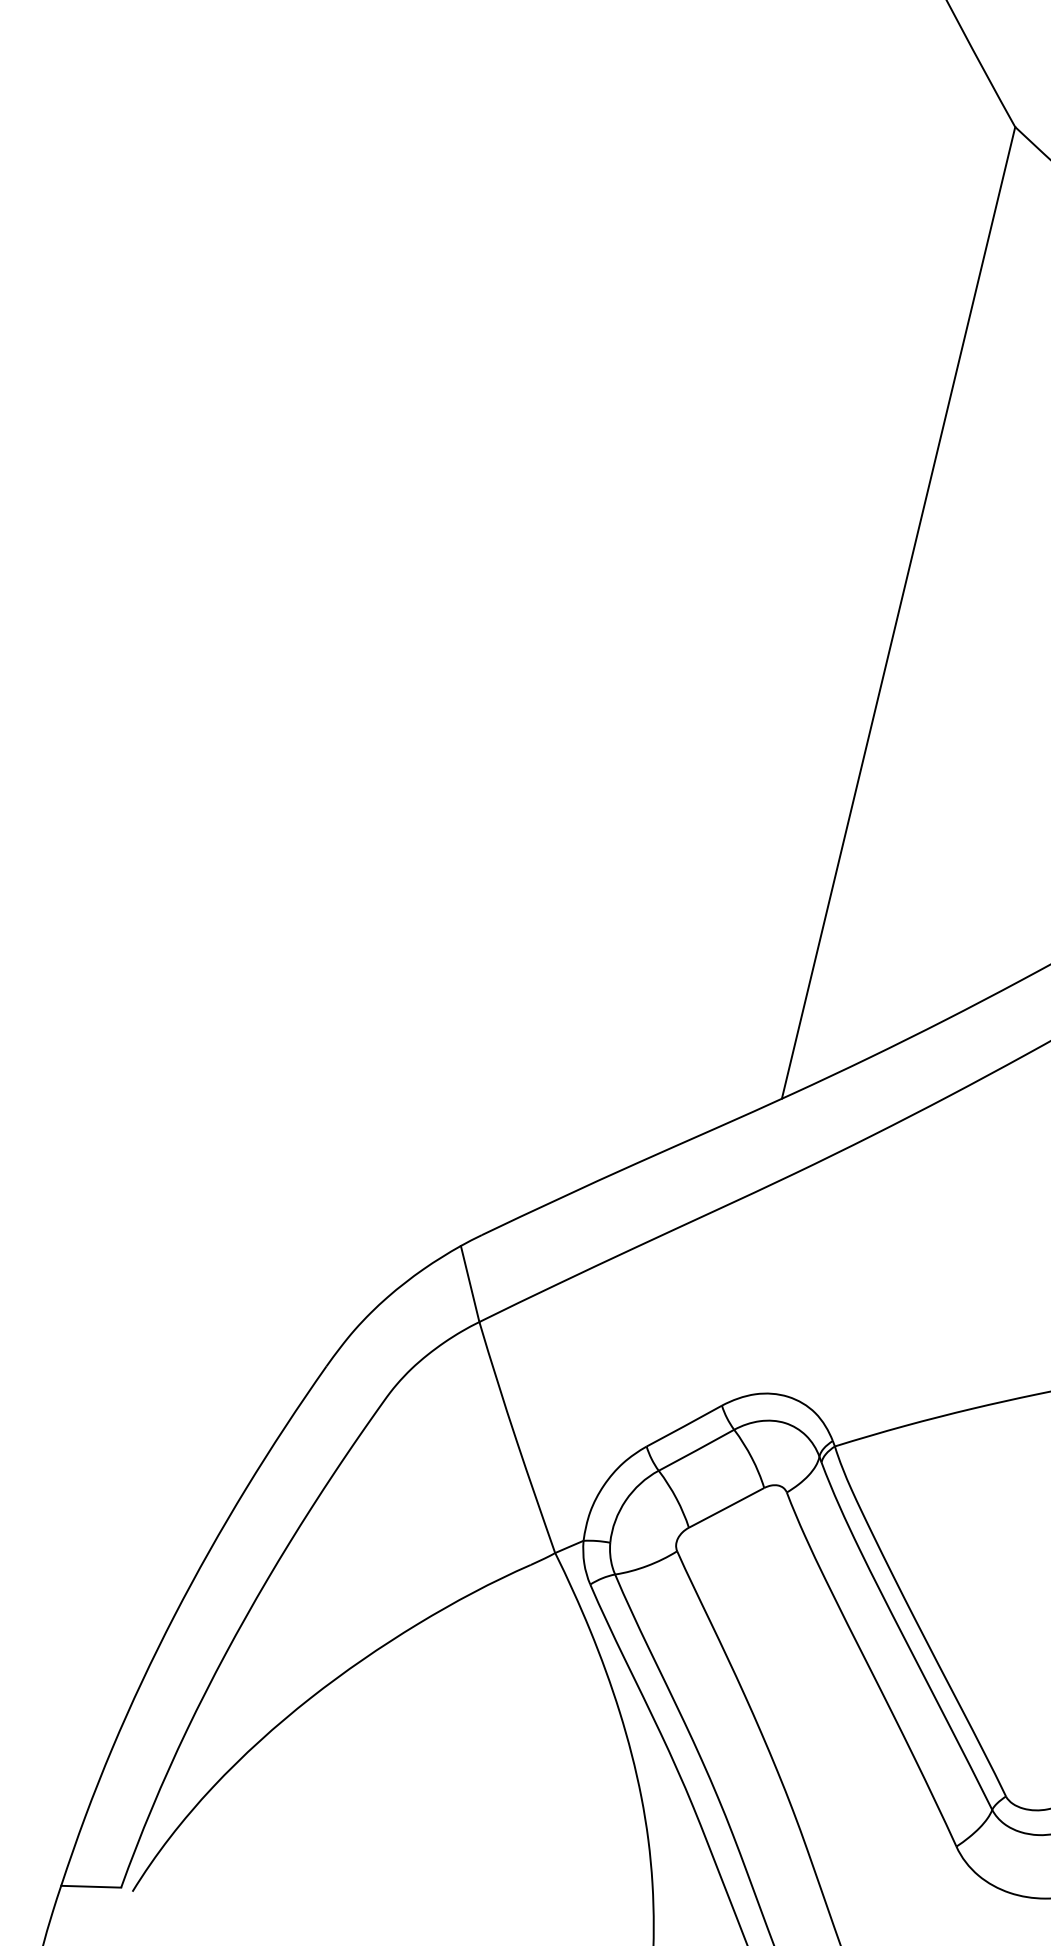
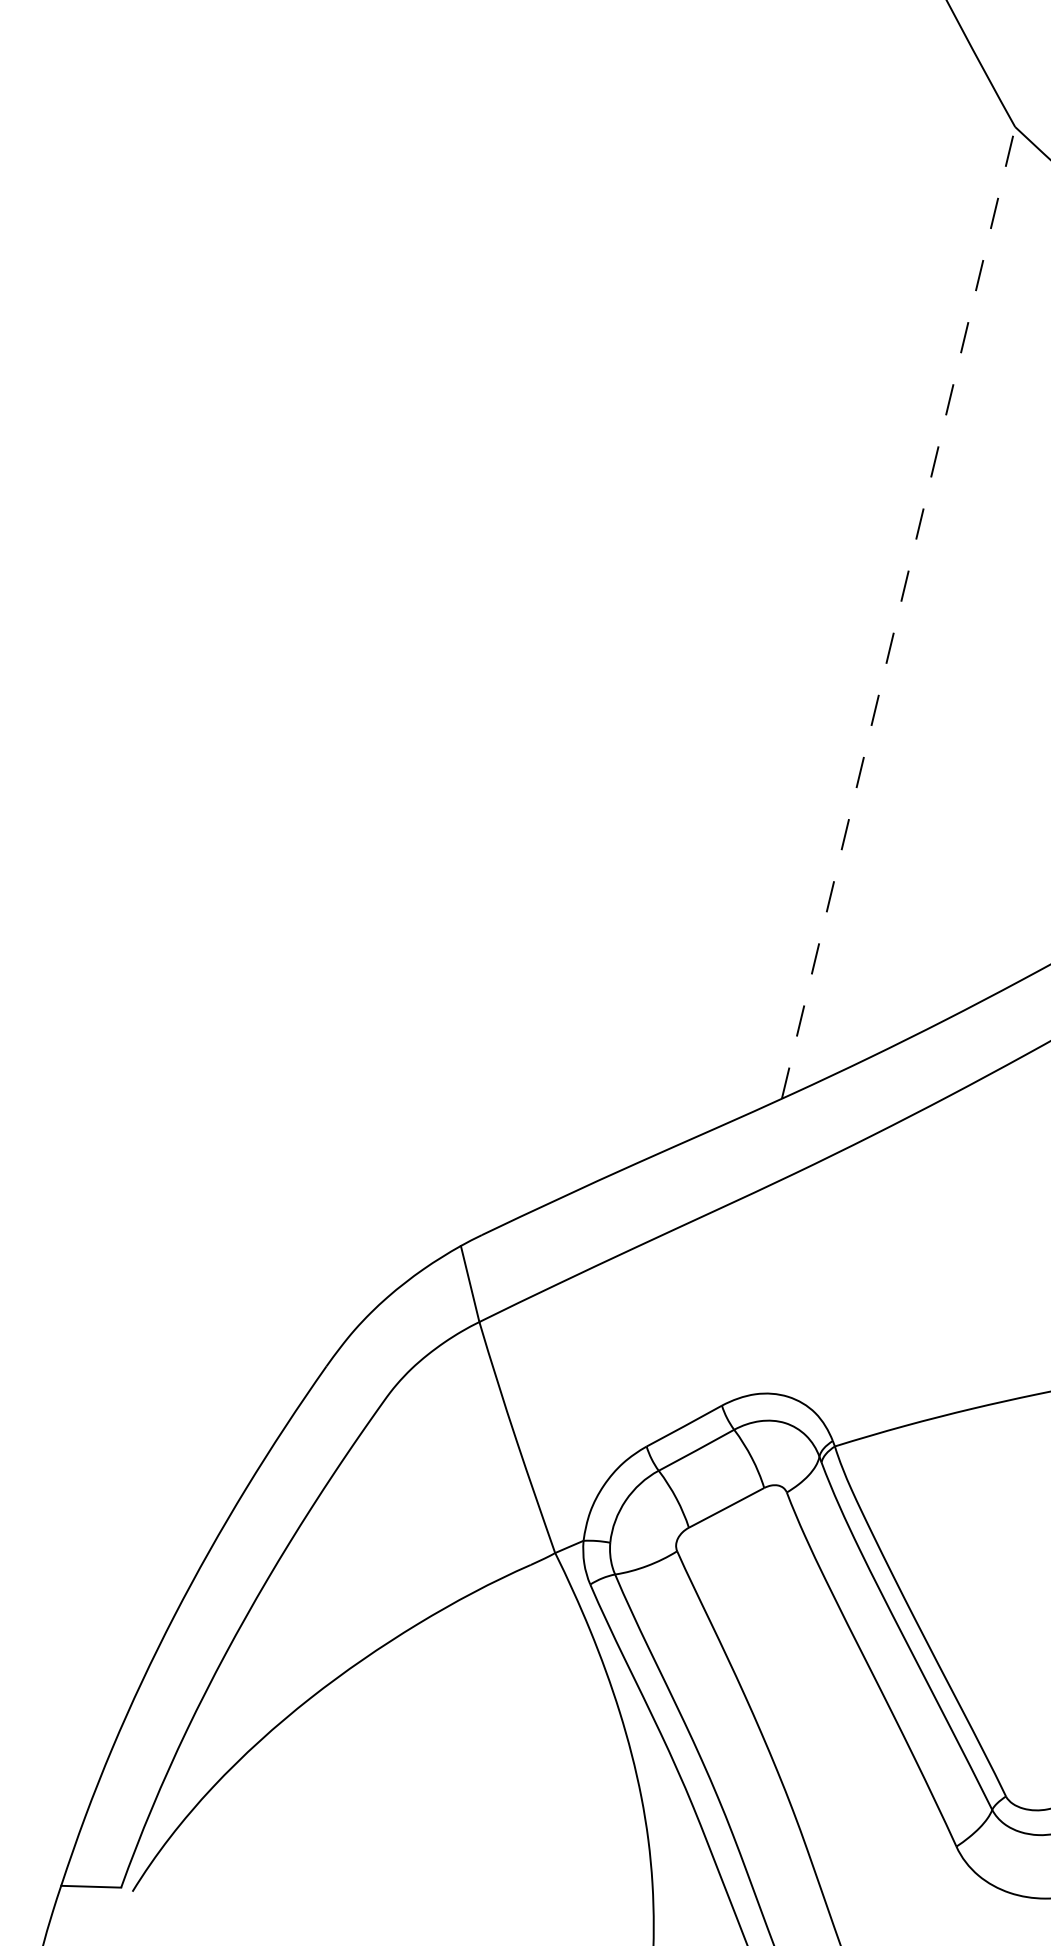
line: solid -> dashed (898, 612)
